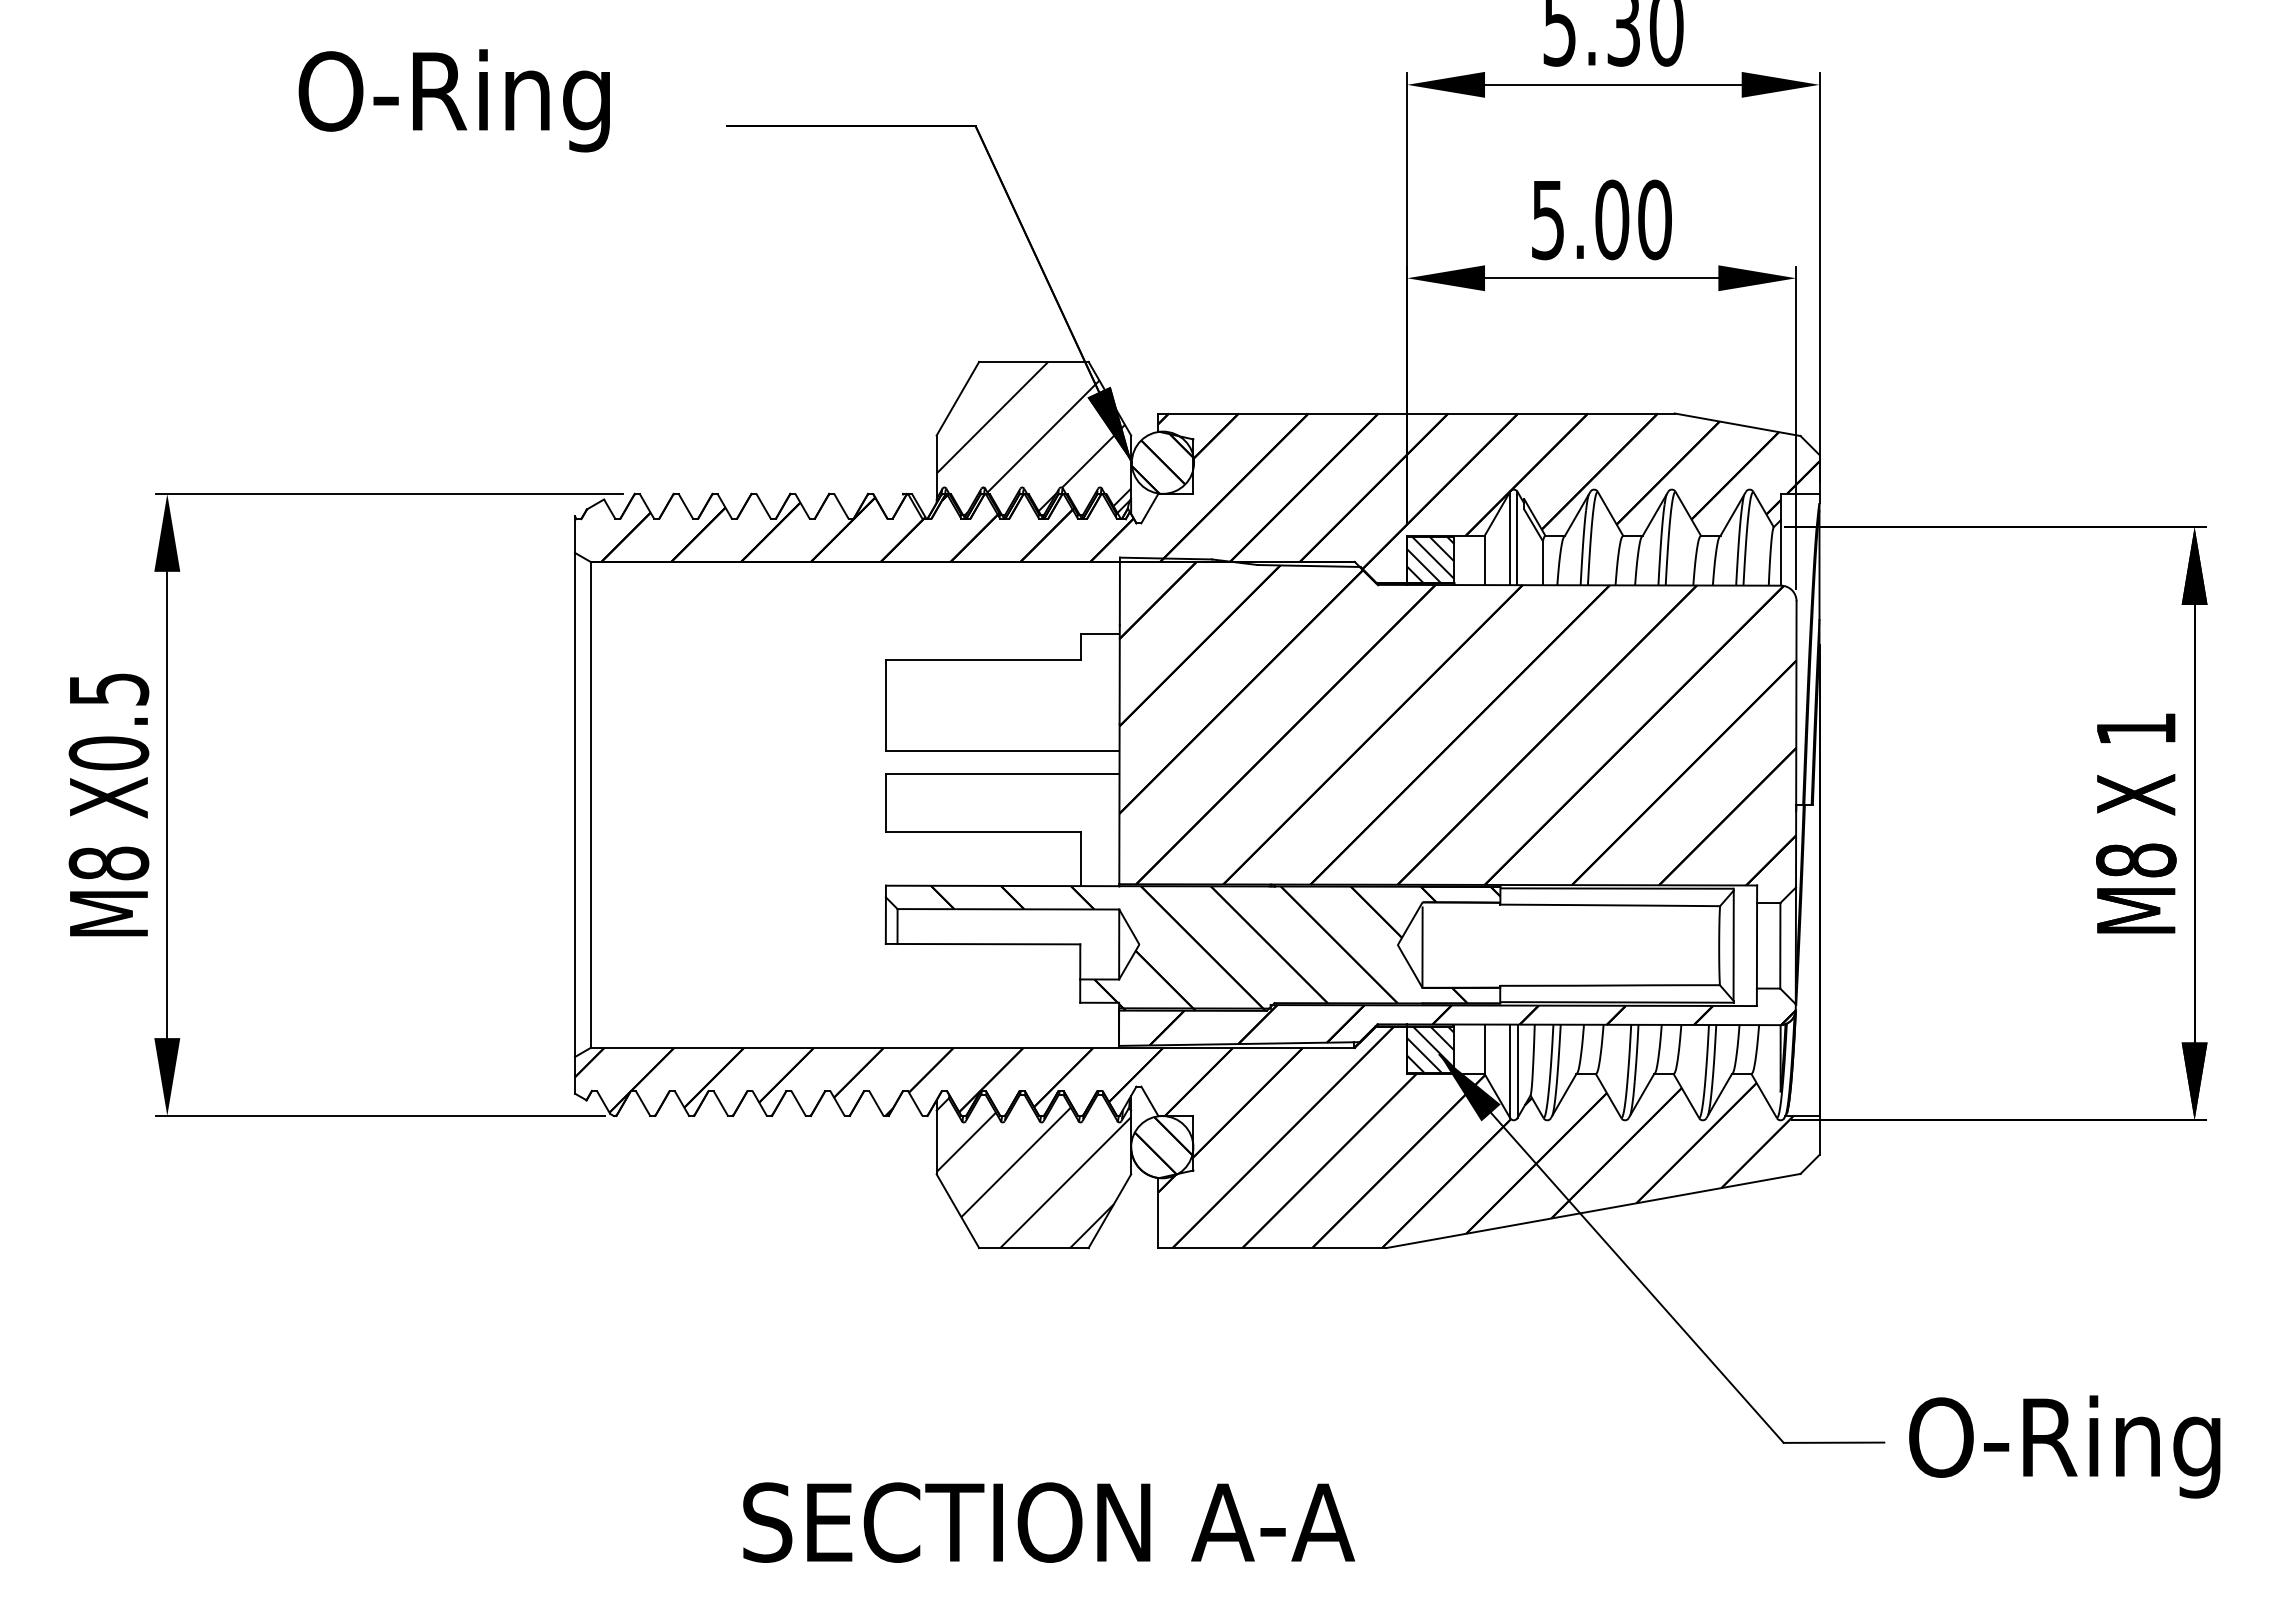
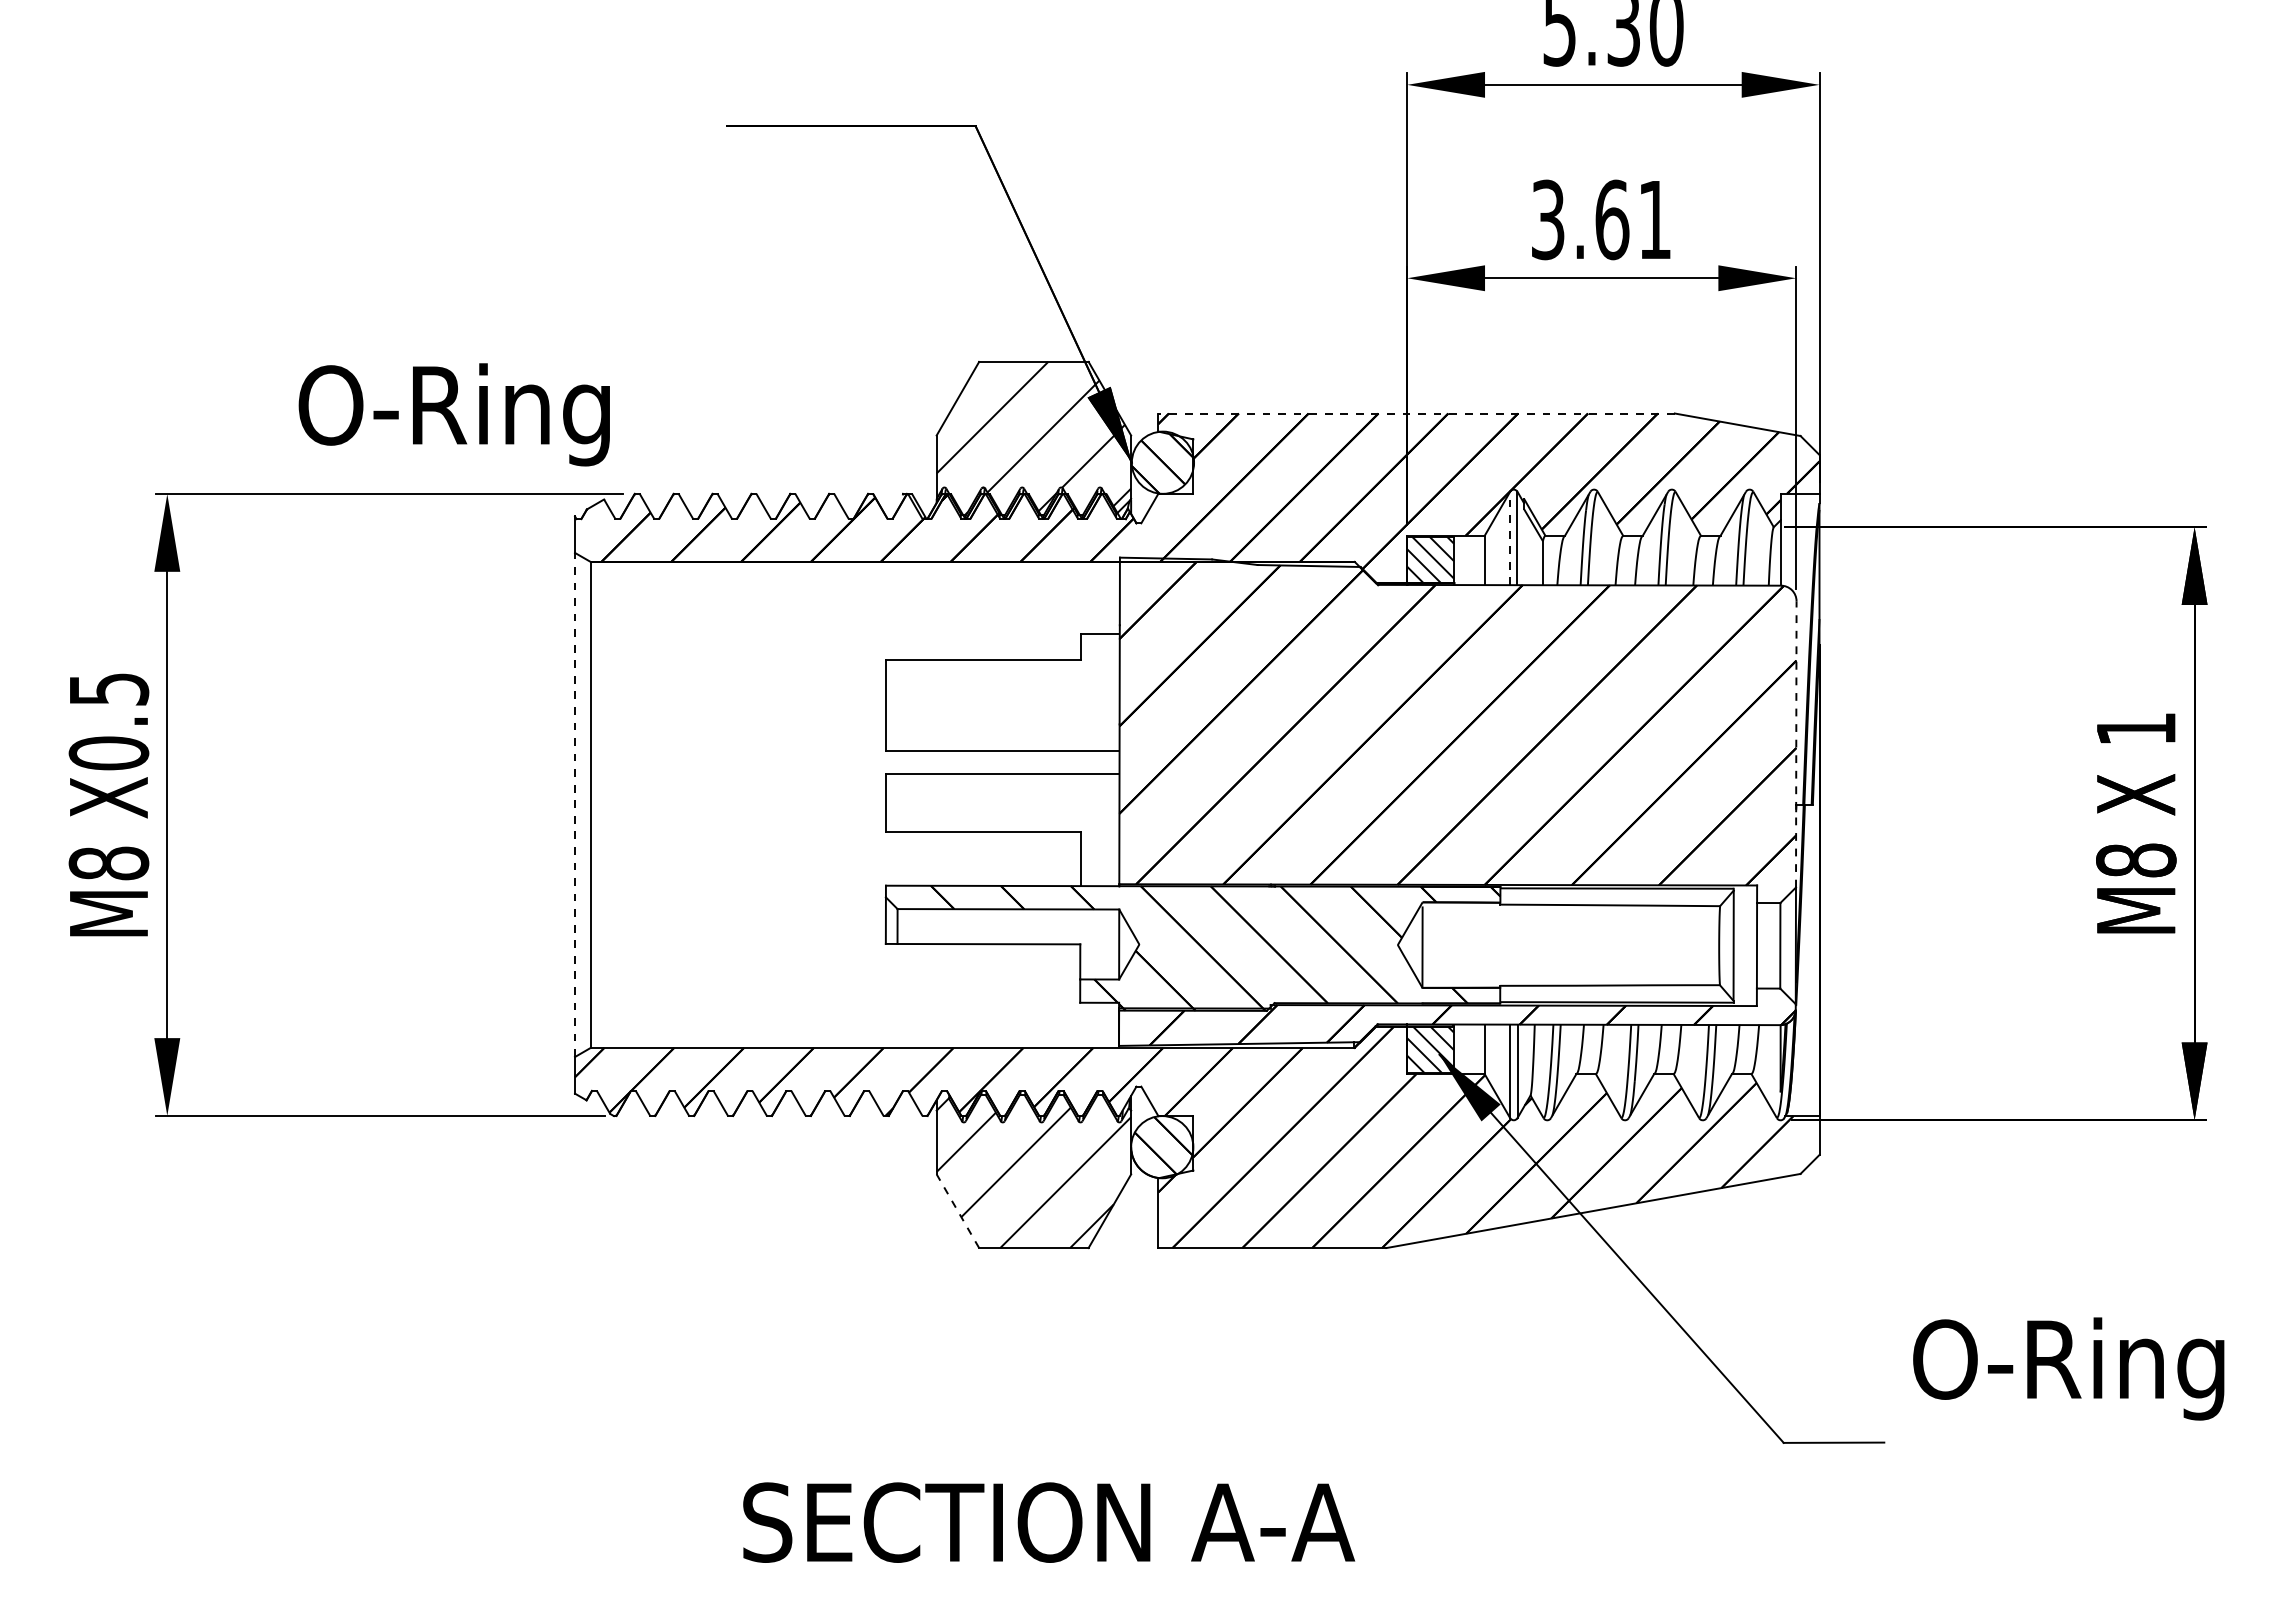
text position: (453, 100) -> (453, 414) (453, 414)
text: 5.00 -> 3.61 (1601, 219)
line: solid -> dashed (1416, 413)
line: solid -> dashed (1510, 538)
line: solid -> dashed (1796, 743)
line: solid -> dashed (575, 804)
line: solid -> dashed (957, 1211)
text position: (2064, 1446) -> (2068, 1368) (2068, 1368)
